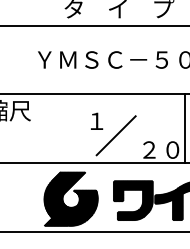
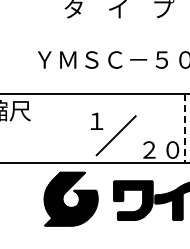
line: present -> none (94, 25)
line: solid -> dashed (185, 129)
line: present -> none (94, 232)
